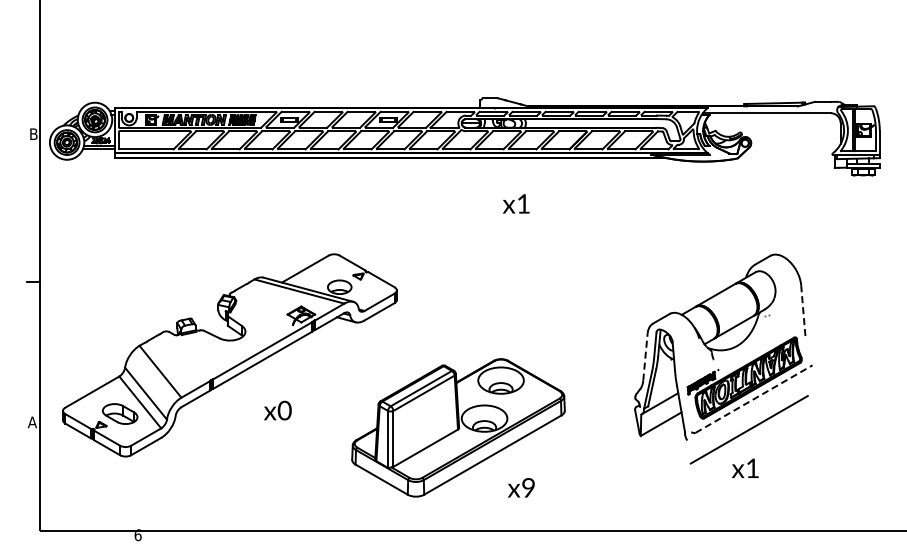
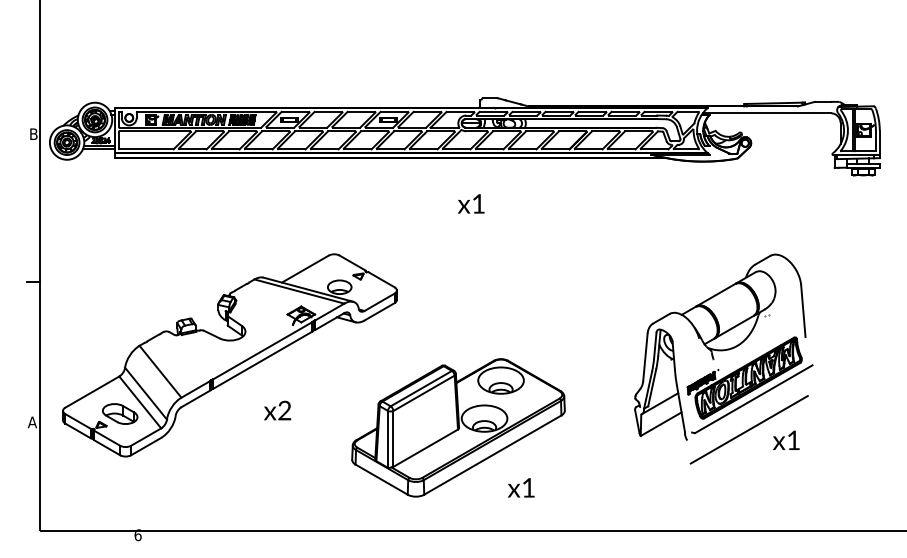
text position: (516, 203) -> (471, 203) (471, 203)
line: dashed -> solid (803, 311)
line: dashed -> solid (645, 356)
line: dashed -> solid (754, 398)
text: x0 -> x2 (284, 410)
text position: (745, 467) -> (786, 439) (786, 439)
text: x9 -> x1 (528, 487)
